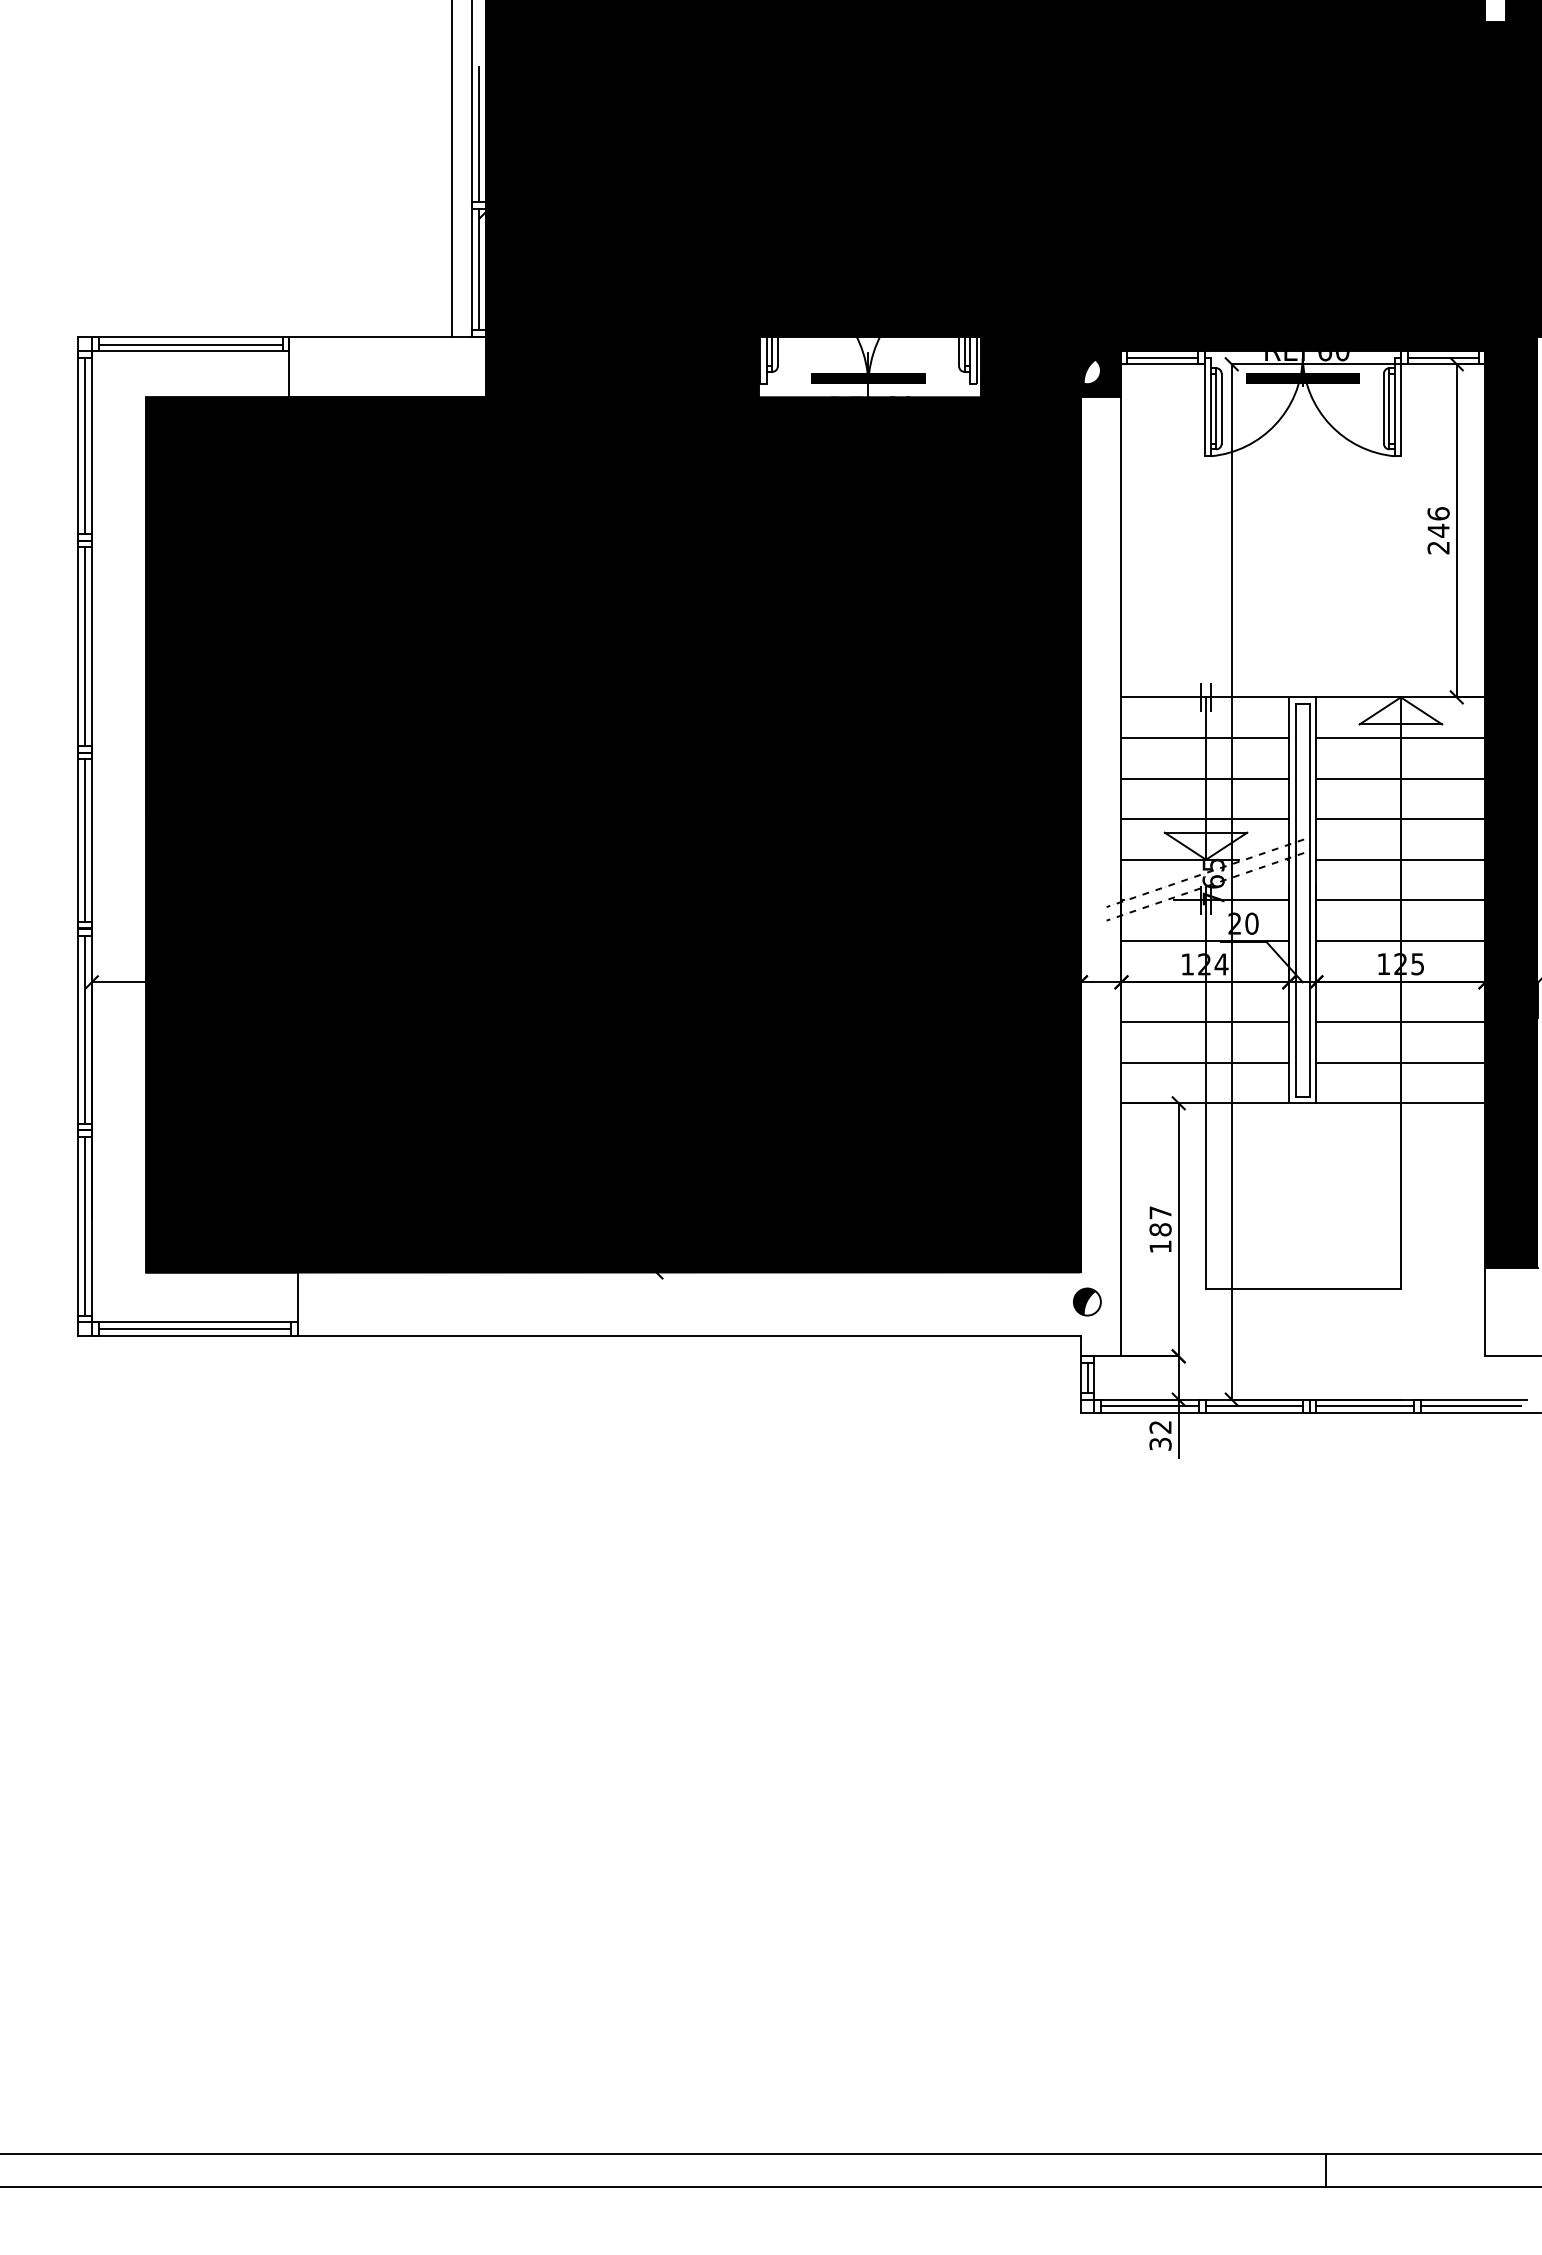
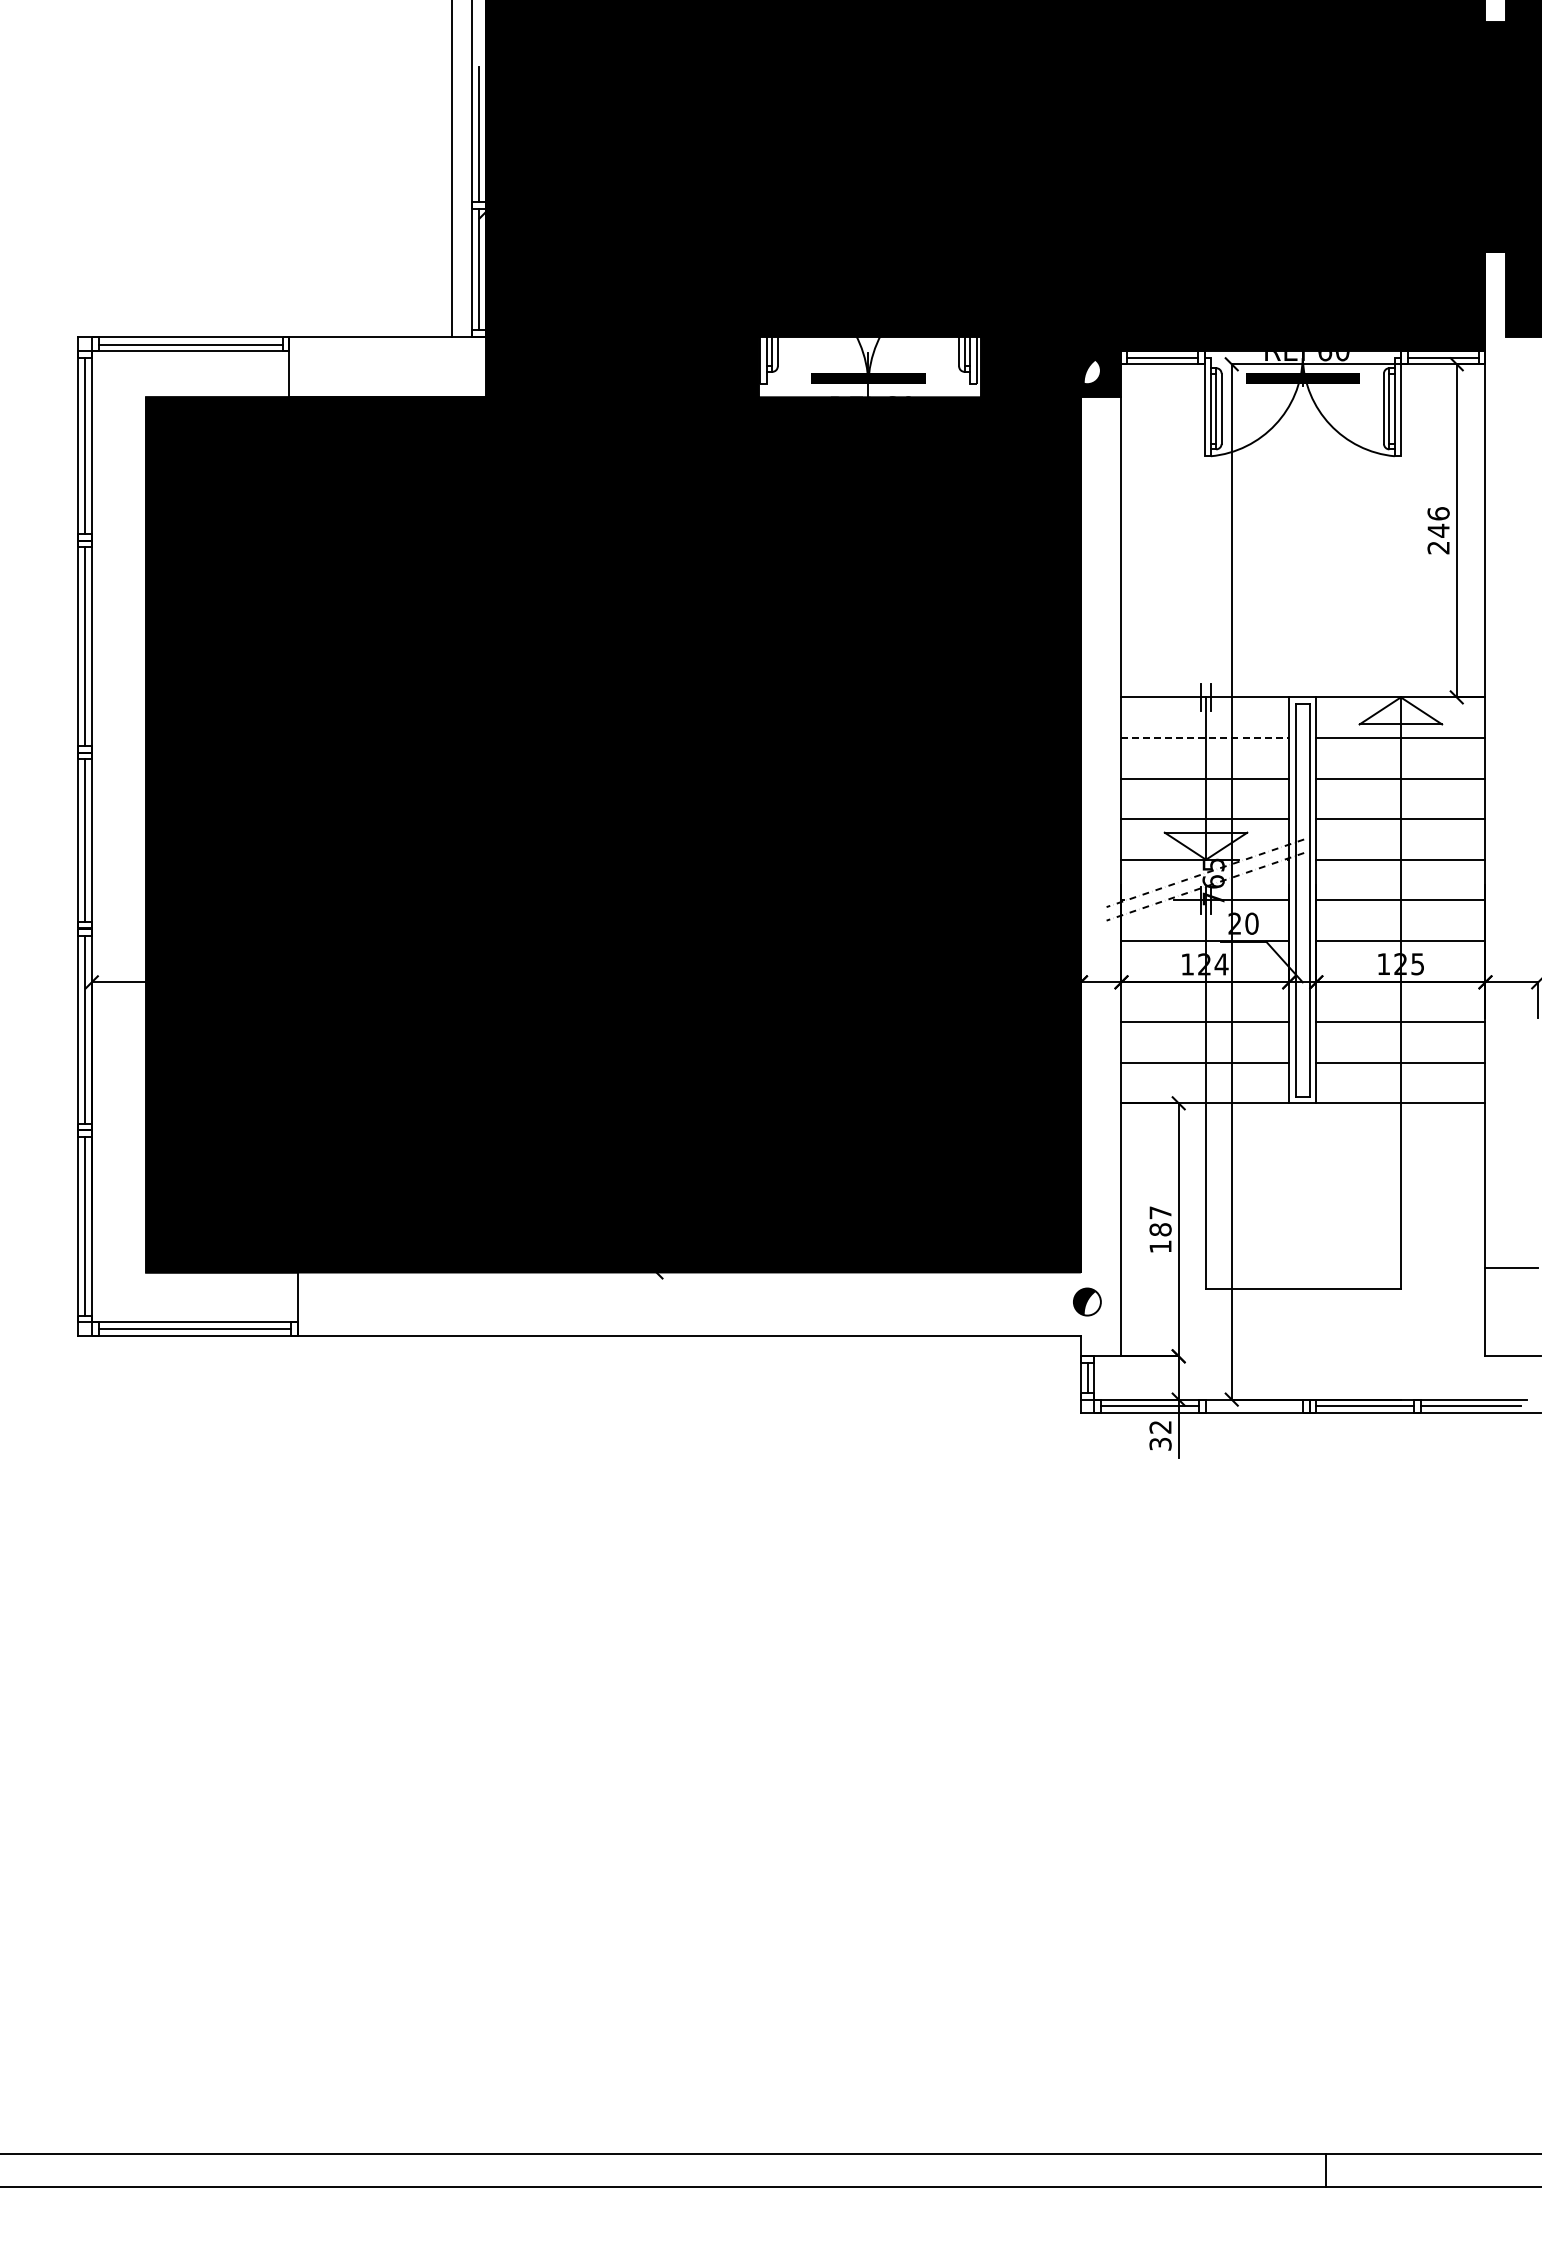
line: solid -> dashed (1205, 737)
fill: present -> none (1511, 760)
line: present -> none (1254, 1406)
